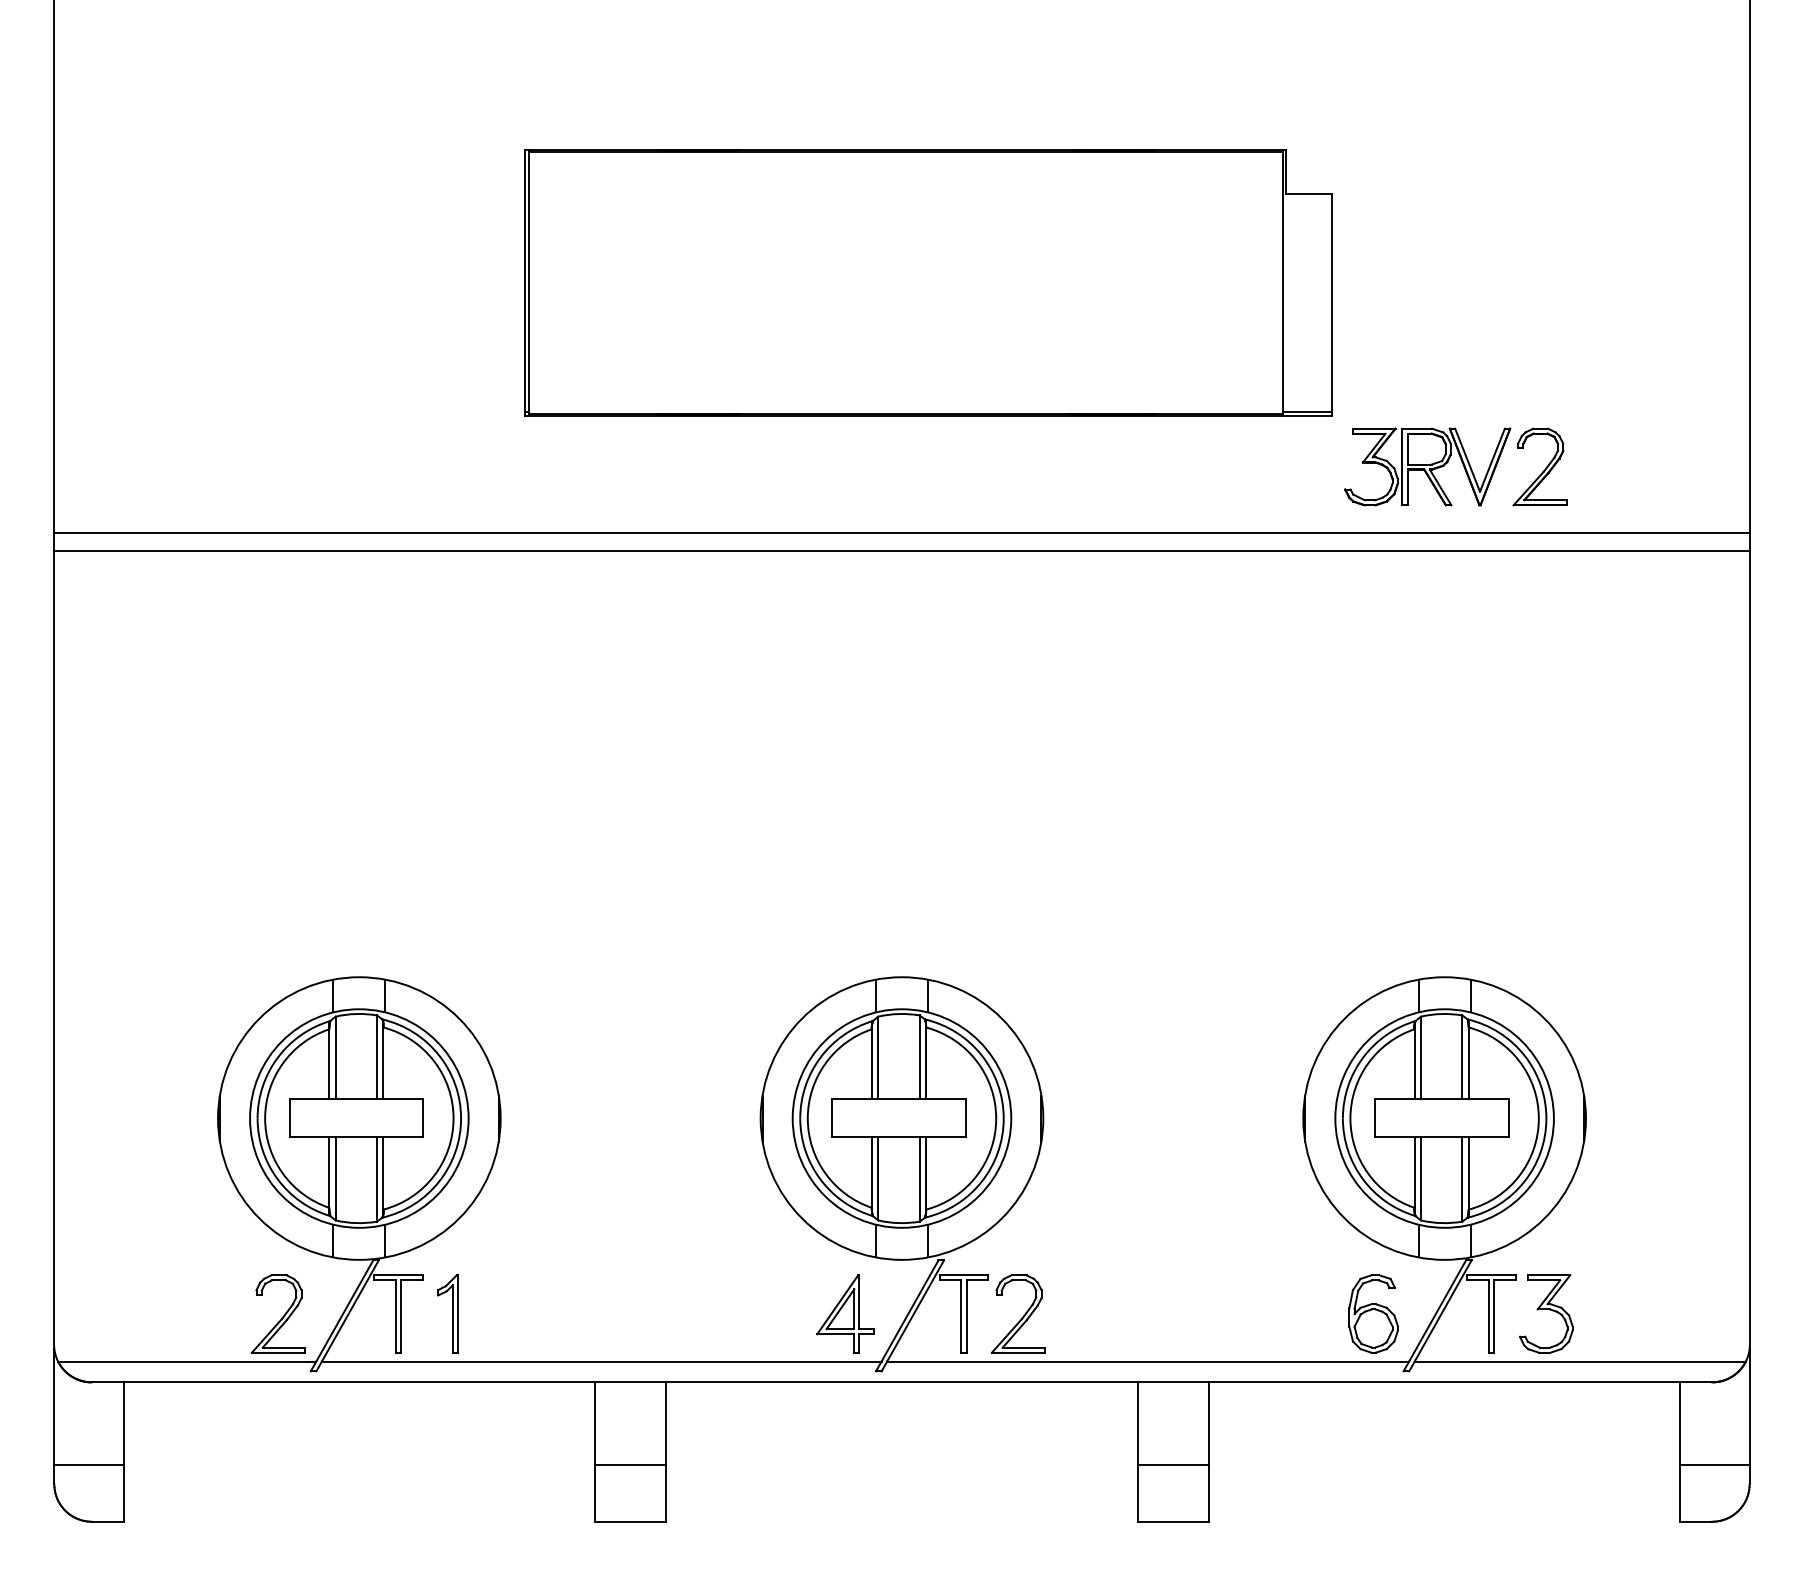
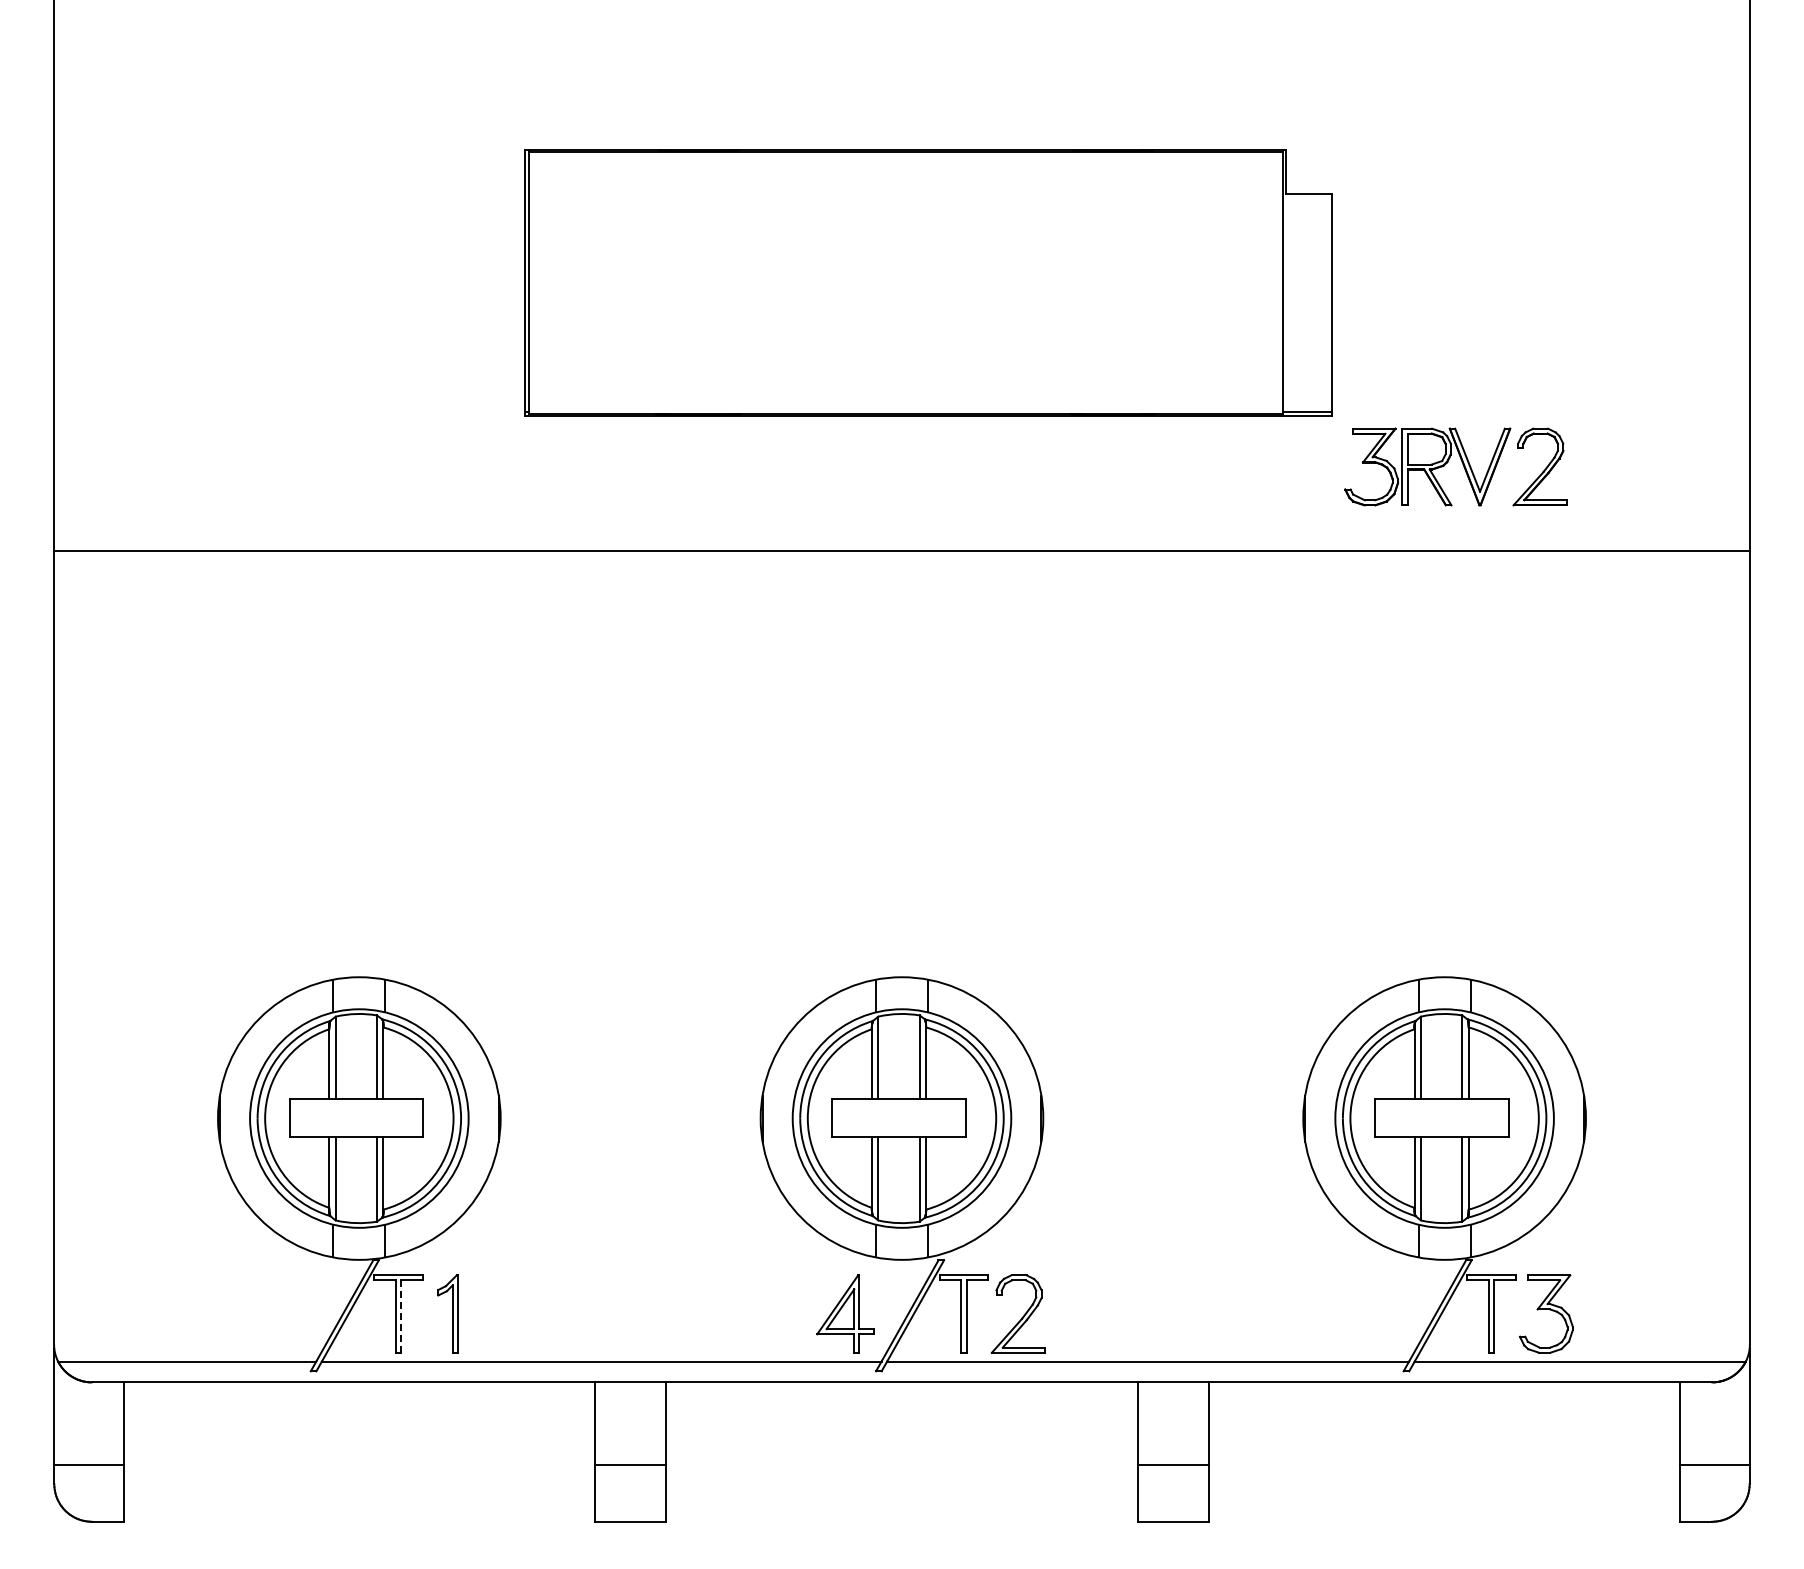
line: present -> none (901, 532)
part: present -> none (277, 1313)
part: present -> none (1373, 1313)
line: solid -> dashed (401, 1316)
